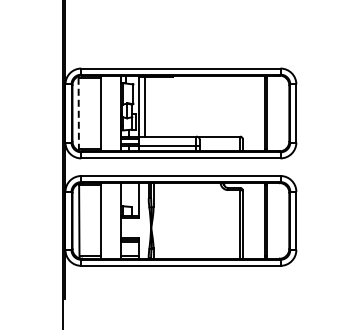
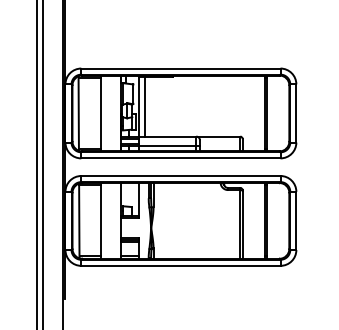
line: dashed -> solid (78, 113)
line: none -> present (36, 164)
line: none -> present (42, 164)
